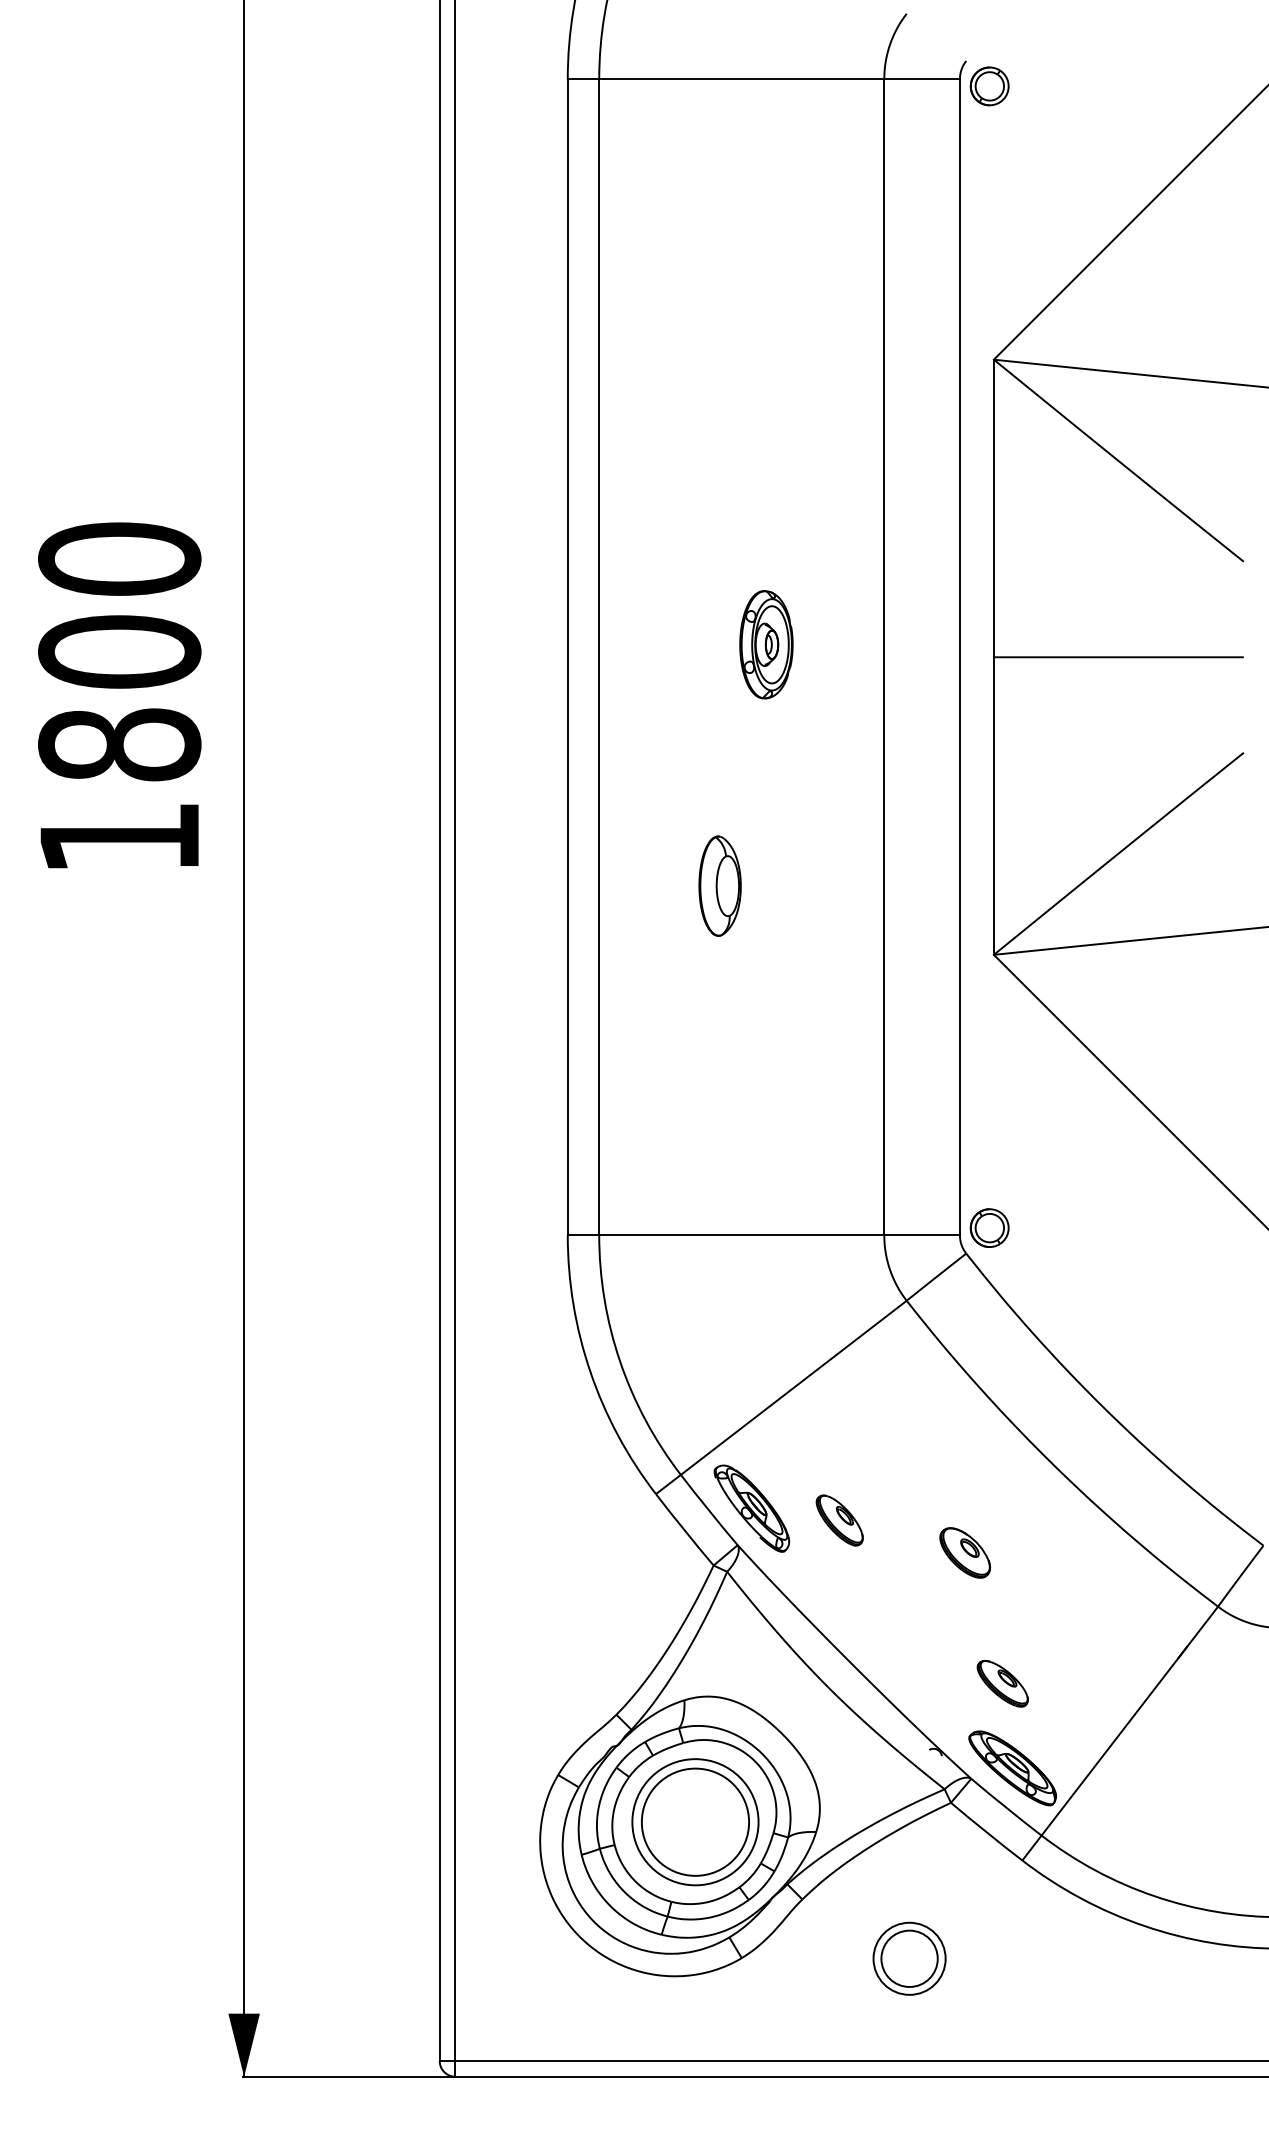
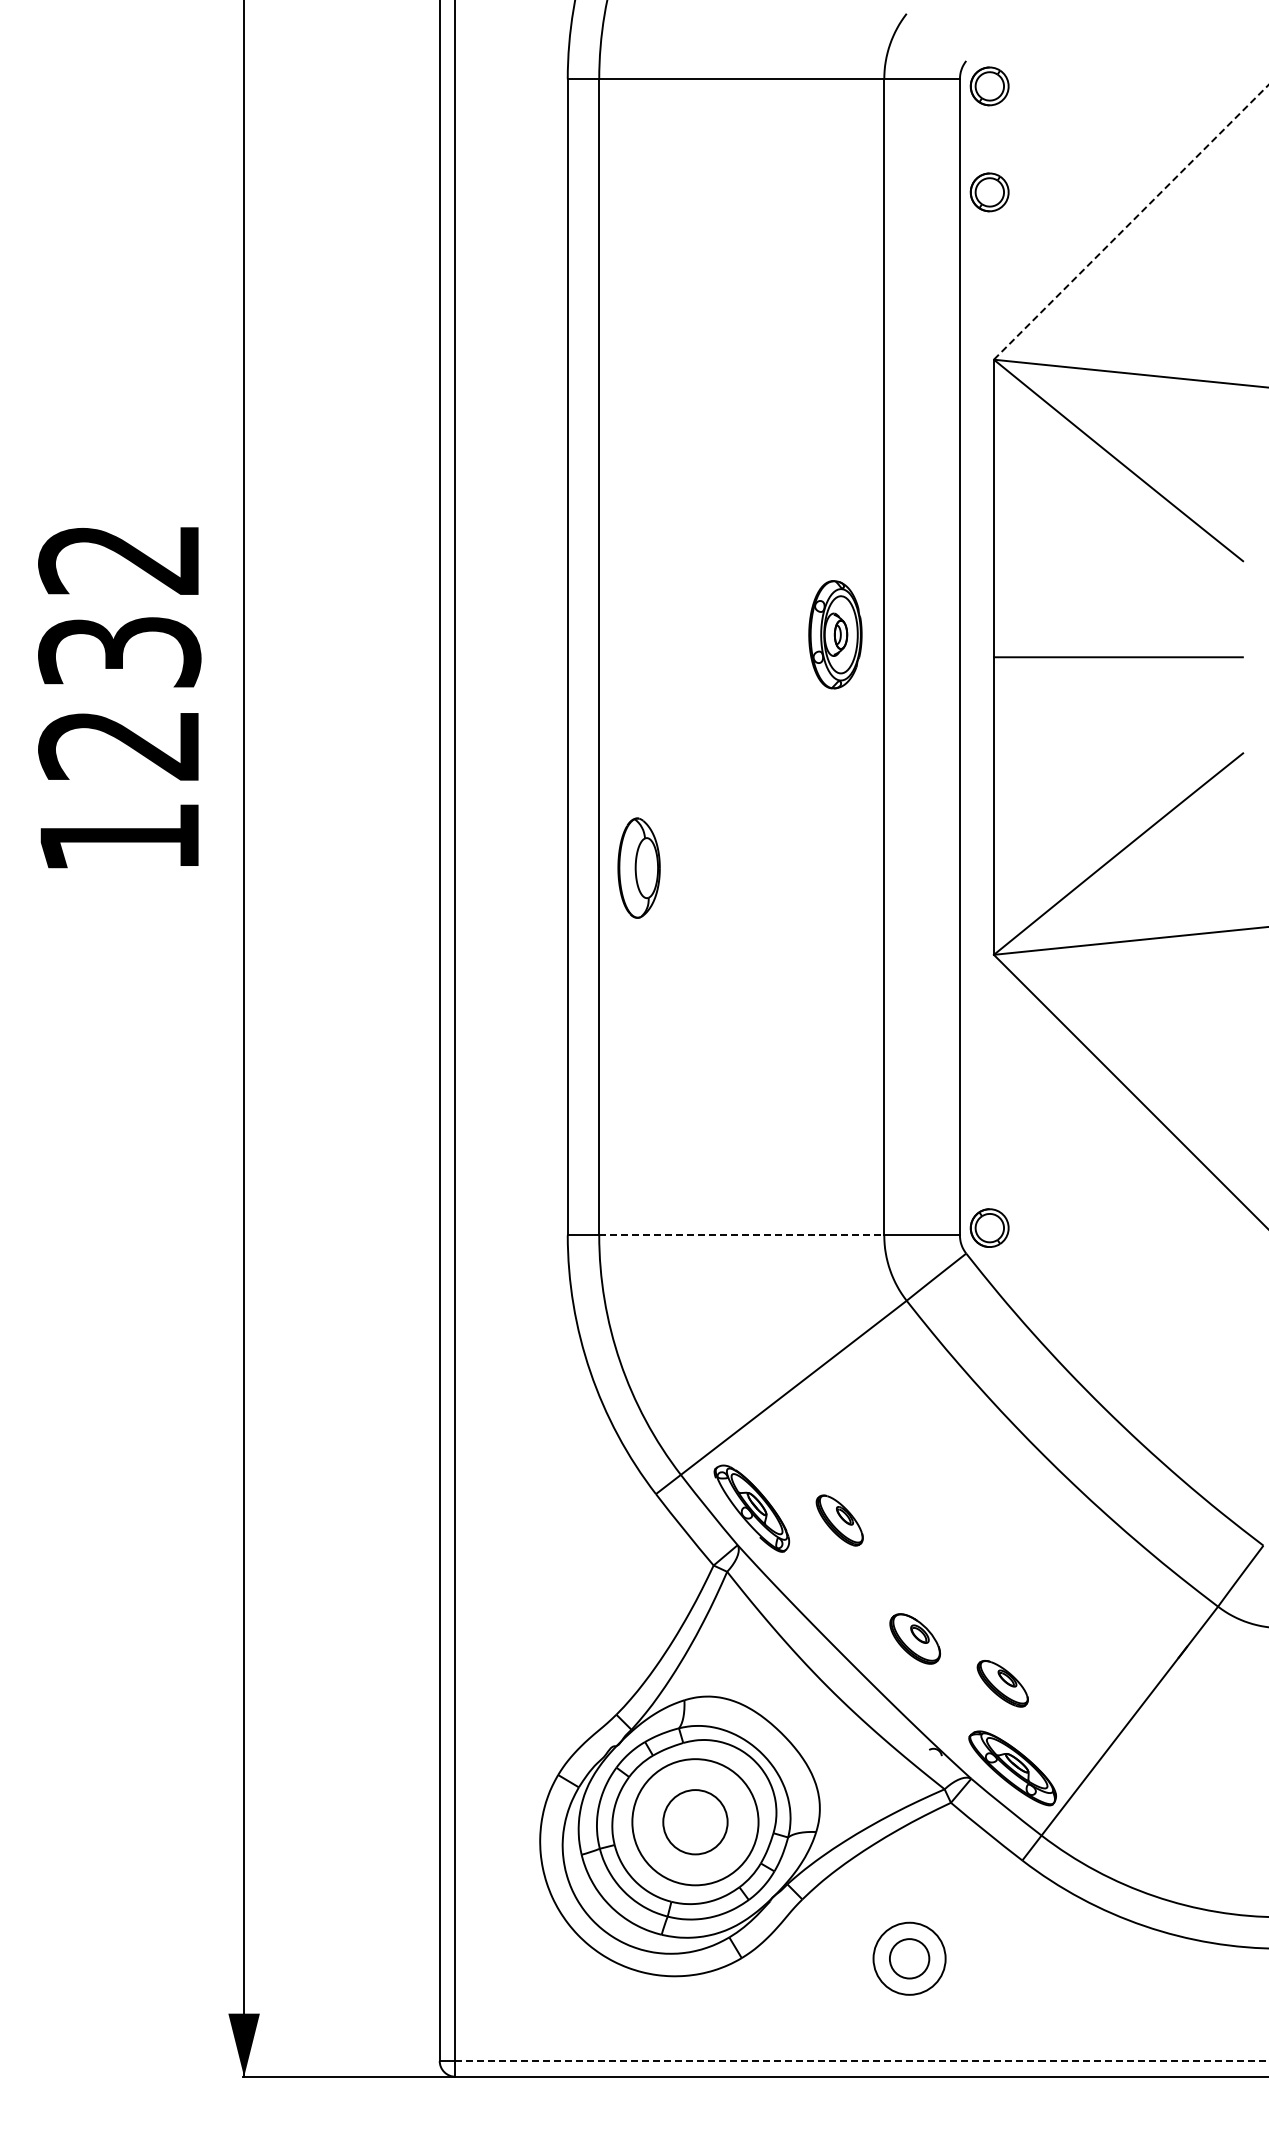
part: none -> present (989, 192)
line: solid -> dashed (1131, 221)
part position: (766, 644) -> (835, 634) (835, 634)
text: 1800 -> 1232 (119, 651)
part position: (719, 885) -> (638, 867) (638, 867)
line: solid -> dashed (741, 1235)
part position: (964, 1552) -> (914, 1638) (914, 1638)
circle diameter: 107 px -> 64 px (695, 1822)
circle diameter: 56 px -> 39 px (909, 1958)
line: solid -> dashed (862, 2060)
